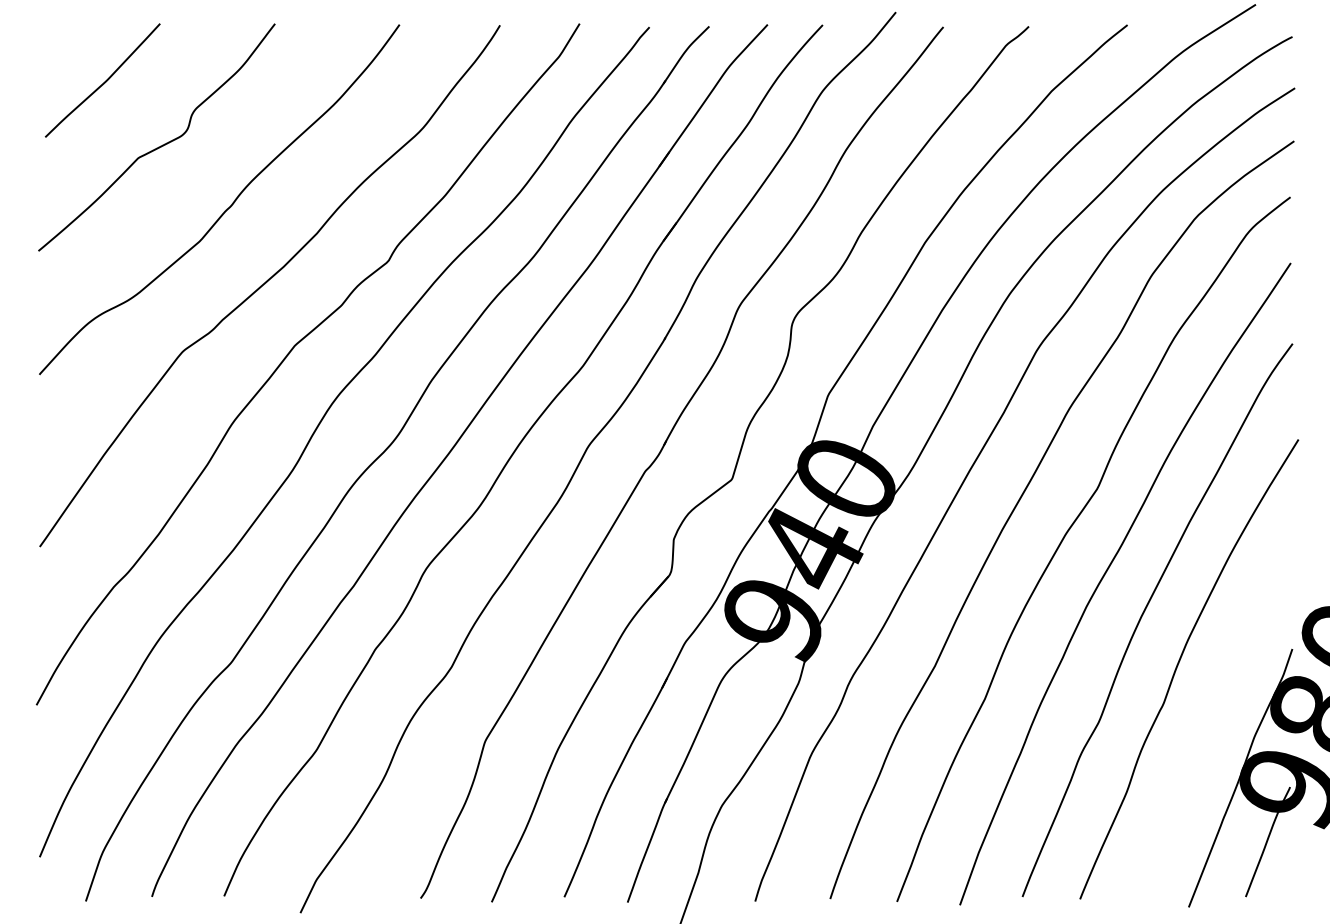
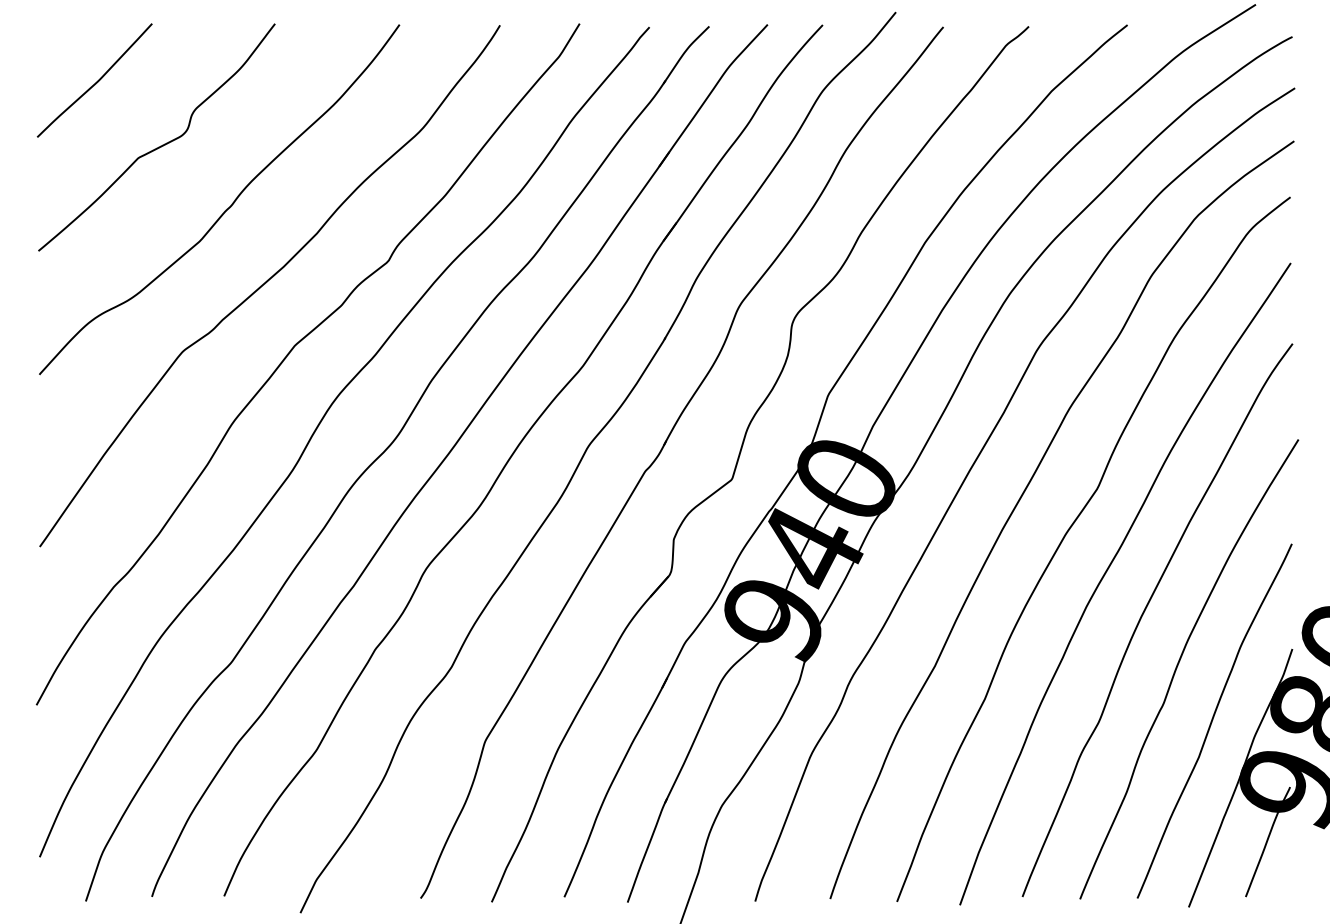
curve position: (104, 81) -> (96, 81) (96, 81)
curve: none -> present (1213, 720)
